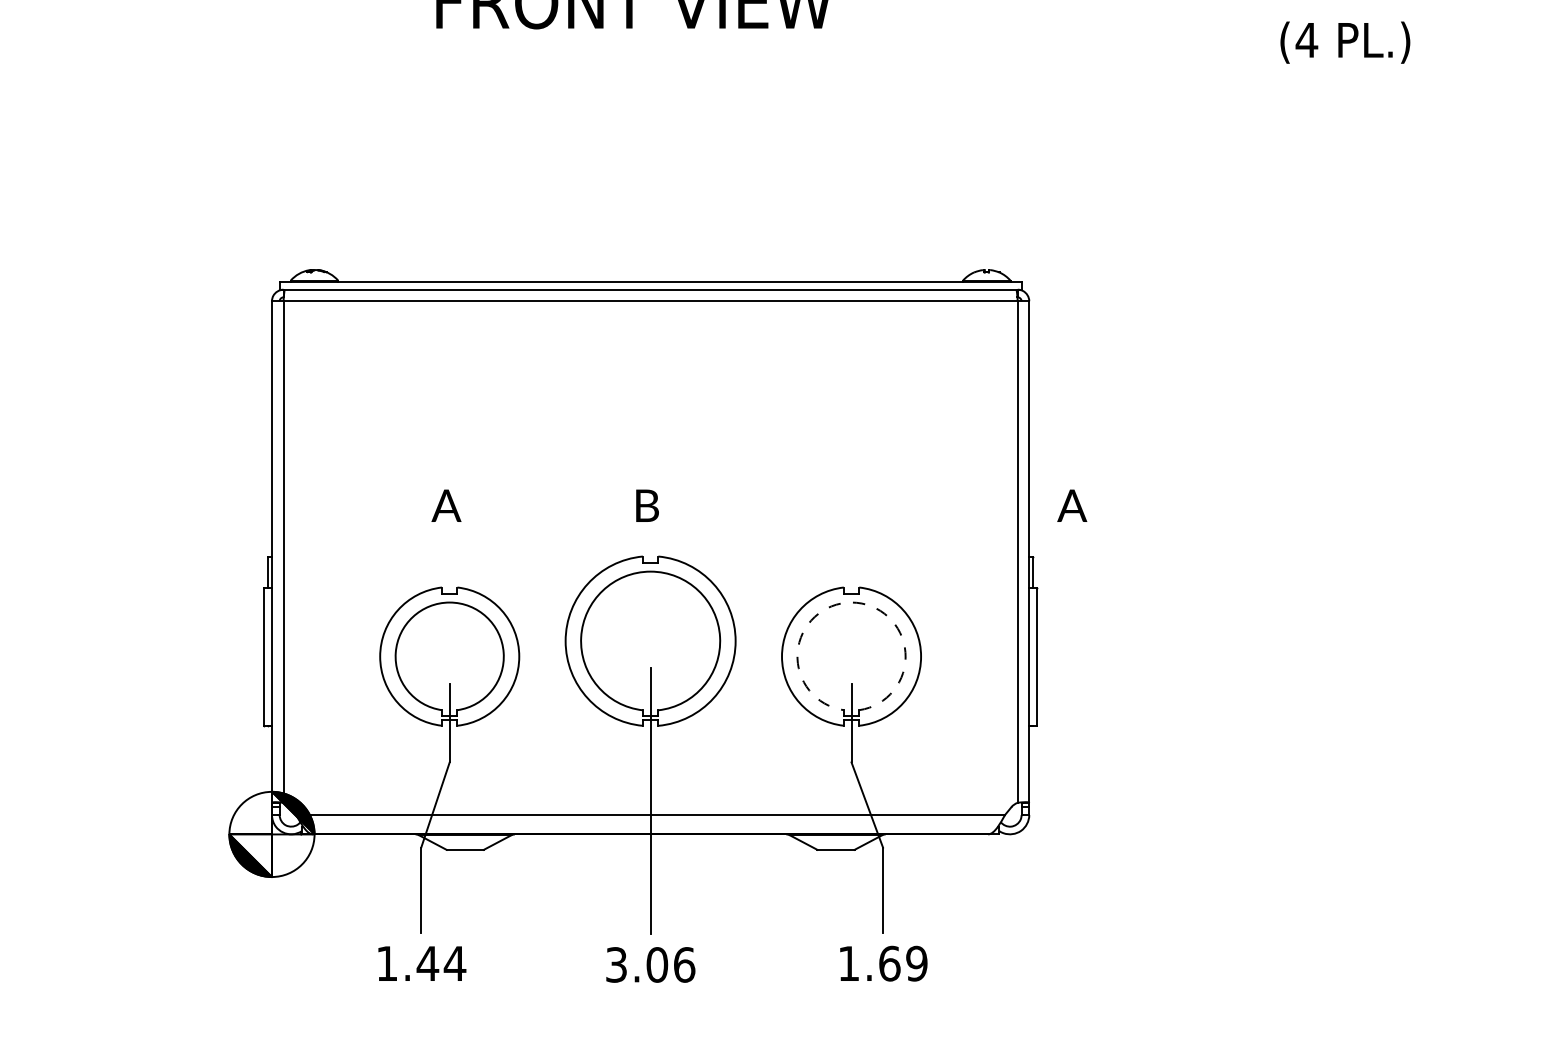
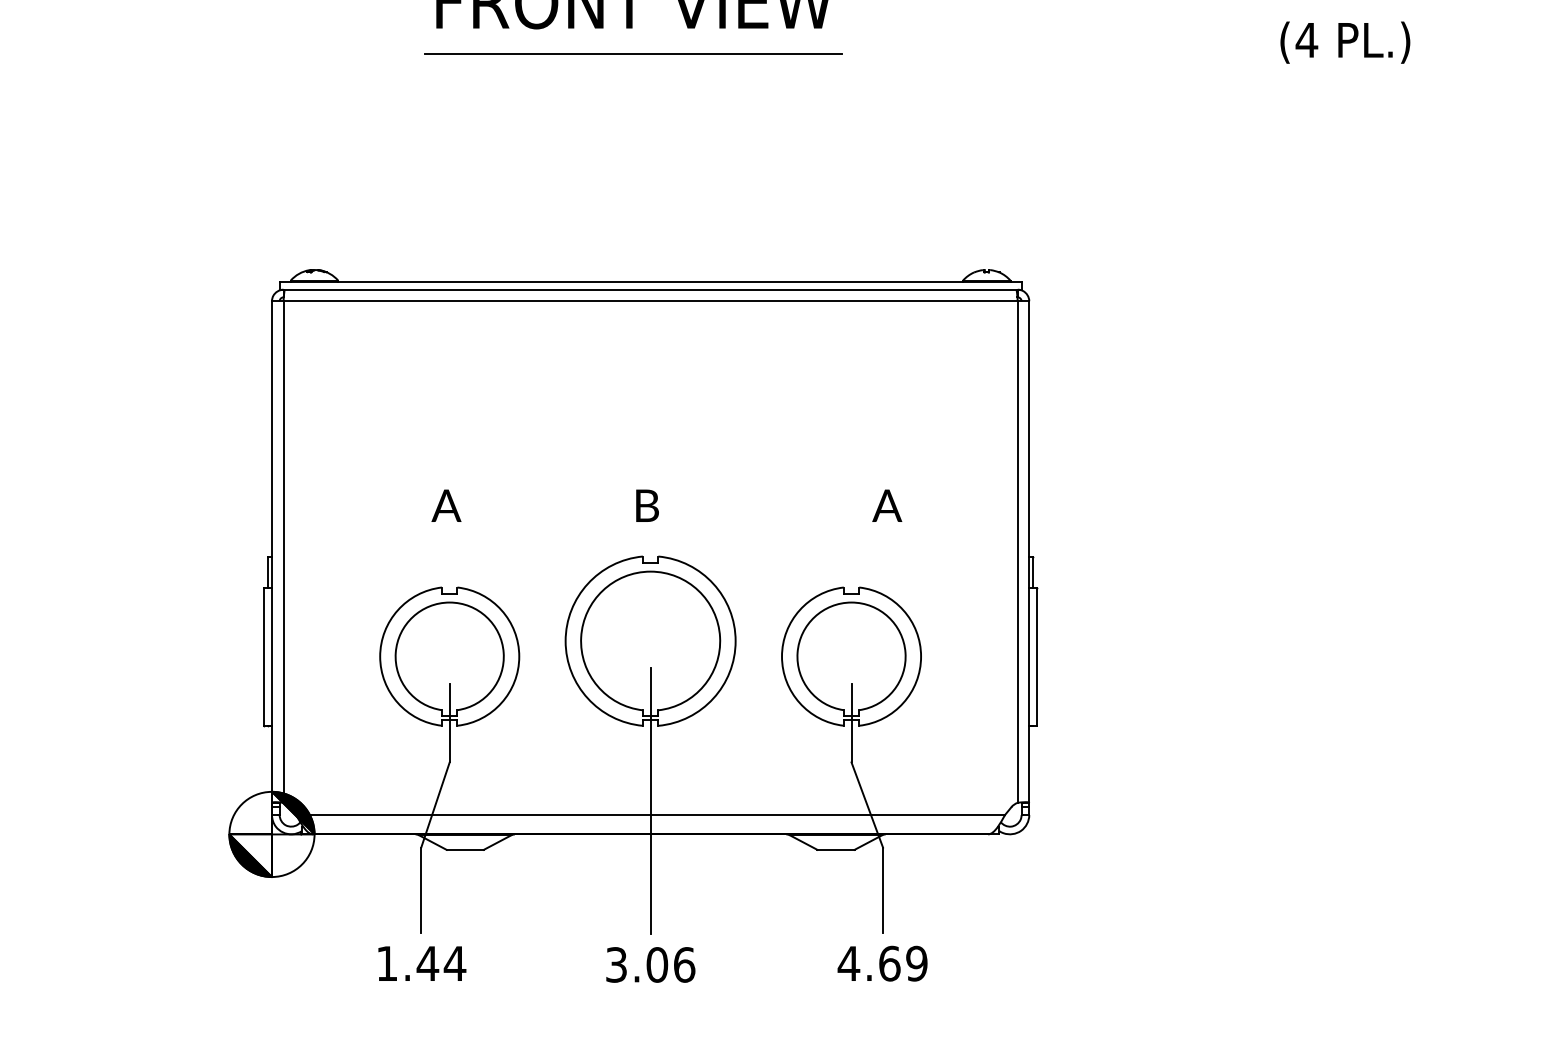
line: none -> present (633, 53)
text position: (1072, 505) -> (887, 505) (887, 505)
arc: dashed -> solid (851, 602)
text: 1.69 -> 4.69 (848, 963)
